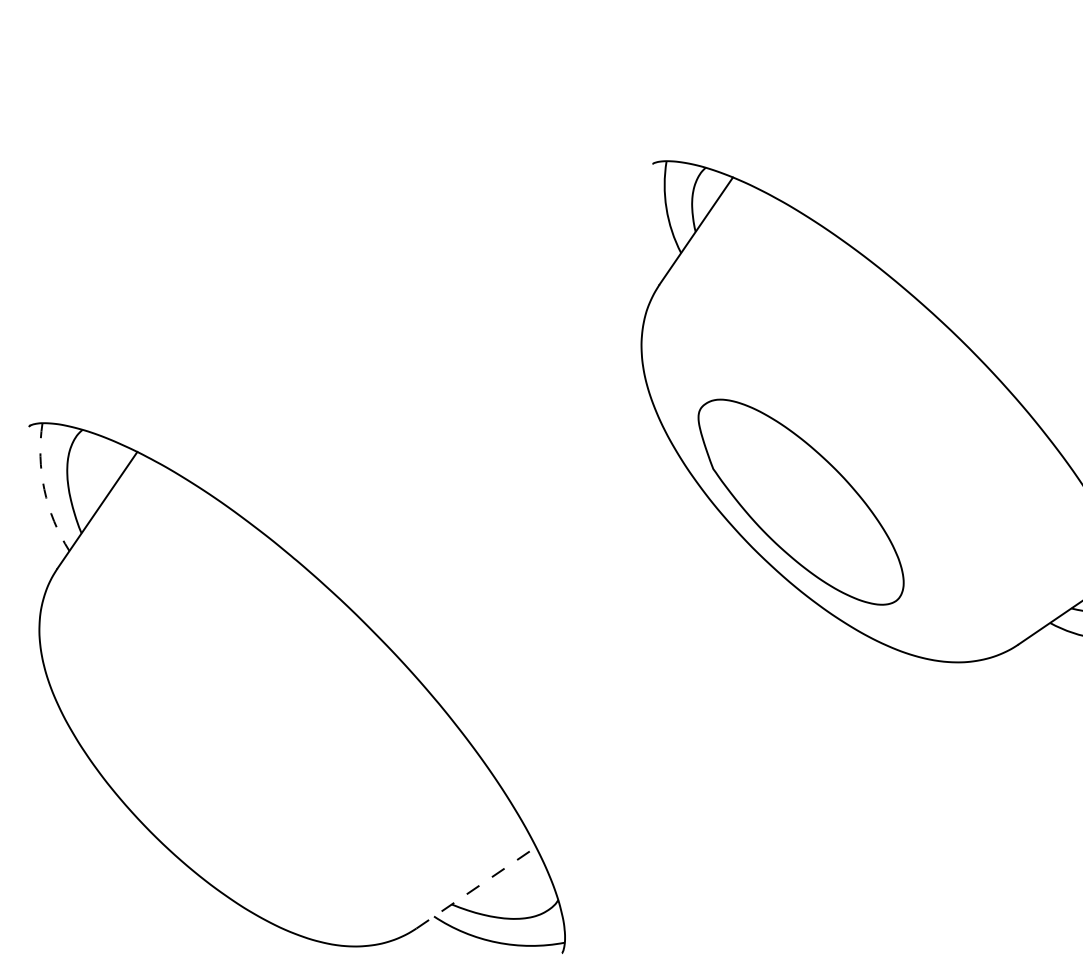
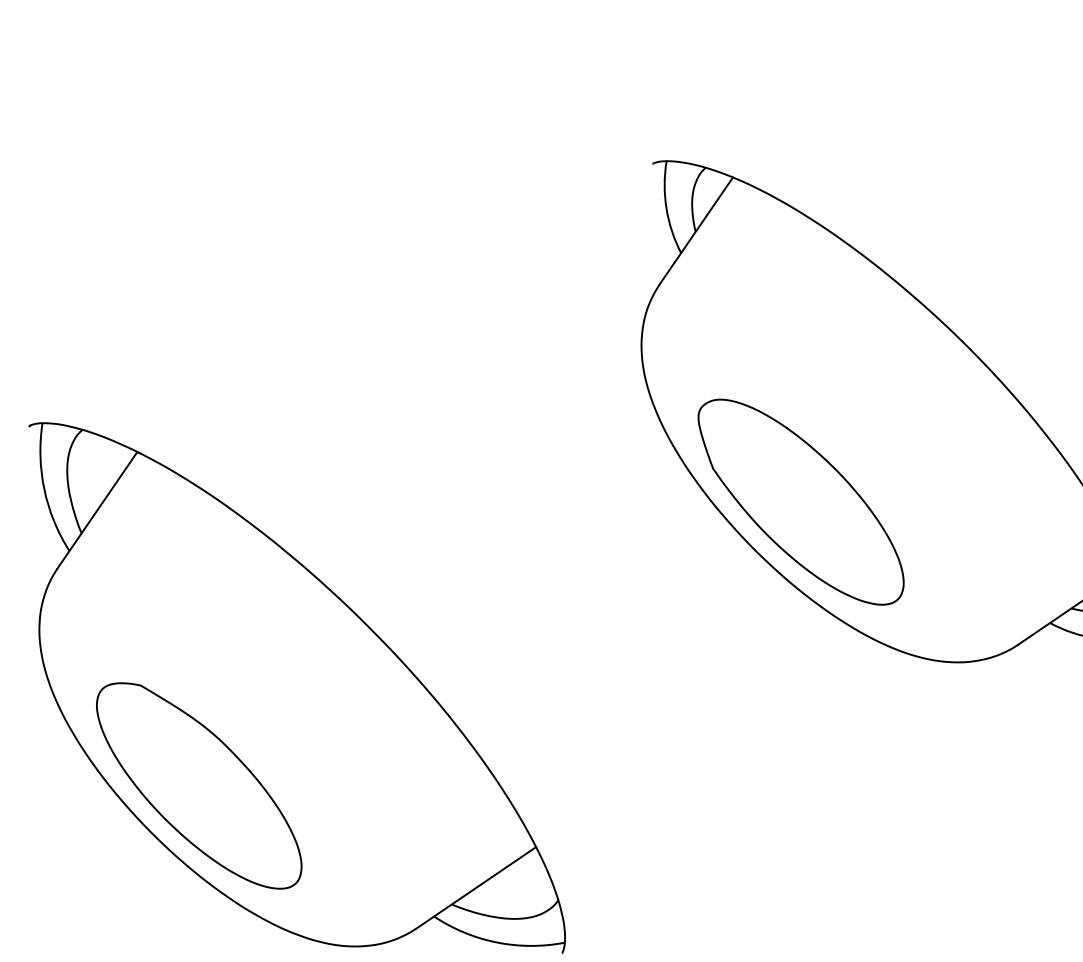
arc: dashed -> solid (44, 489)
part: none -> present (199, 785)
line: dashed -> solid (476, 887)
